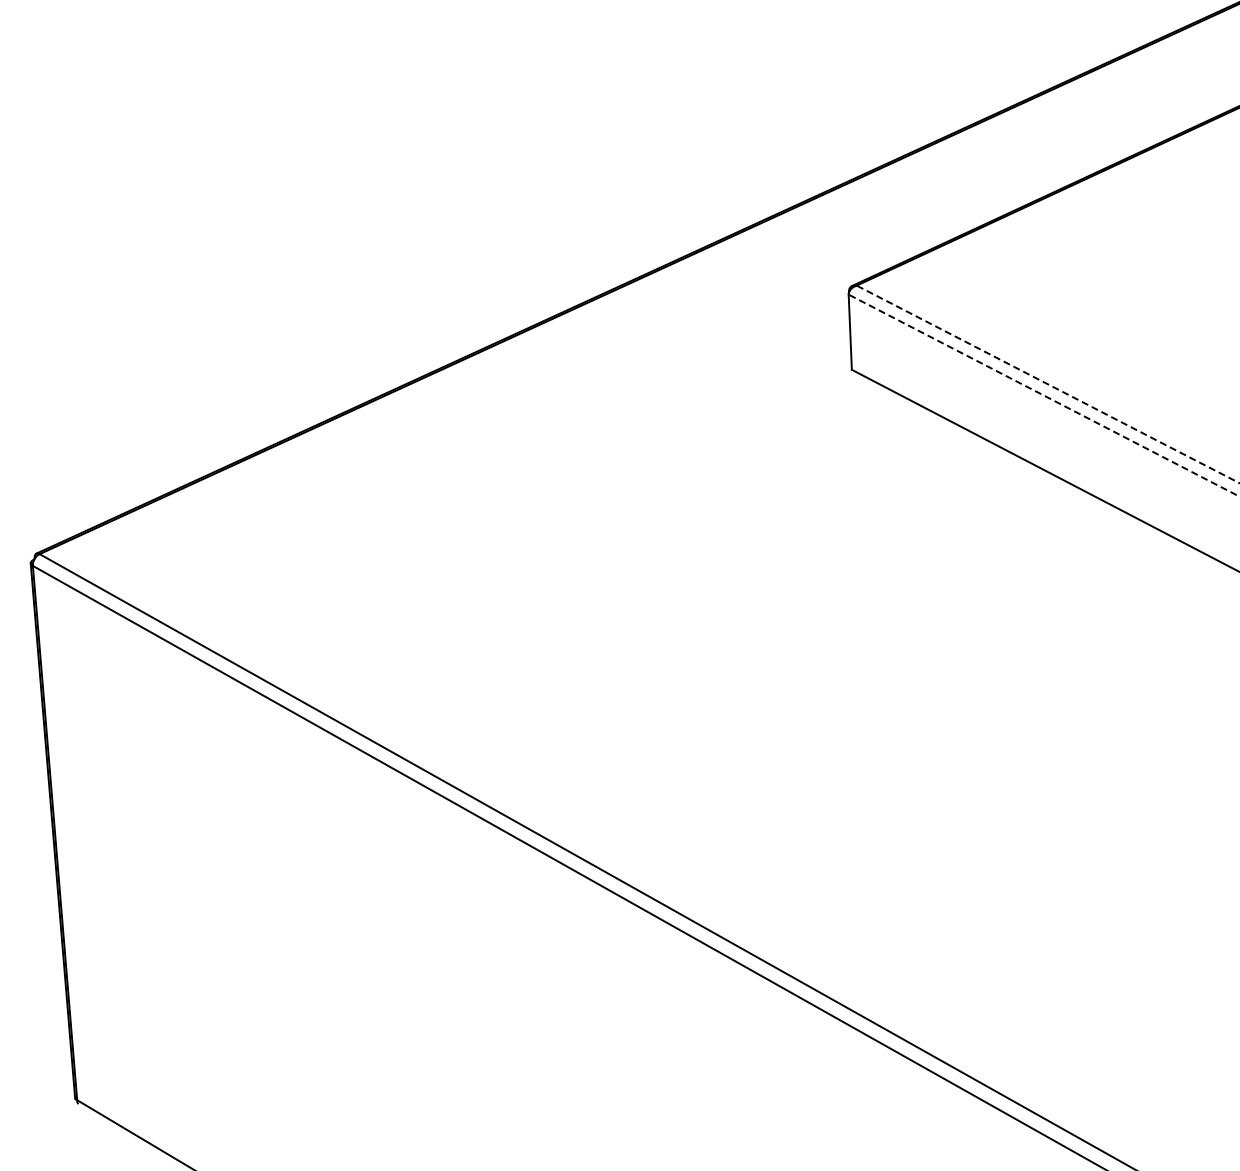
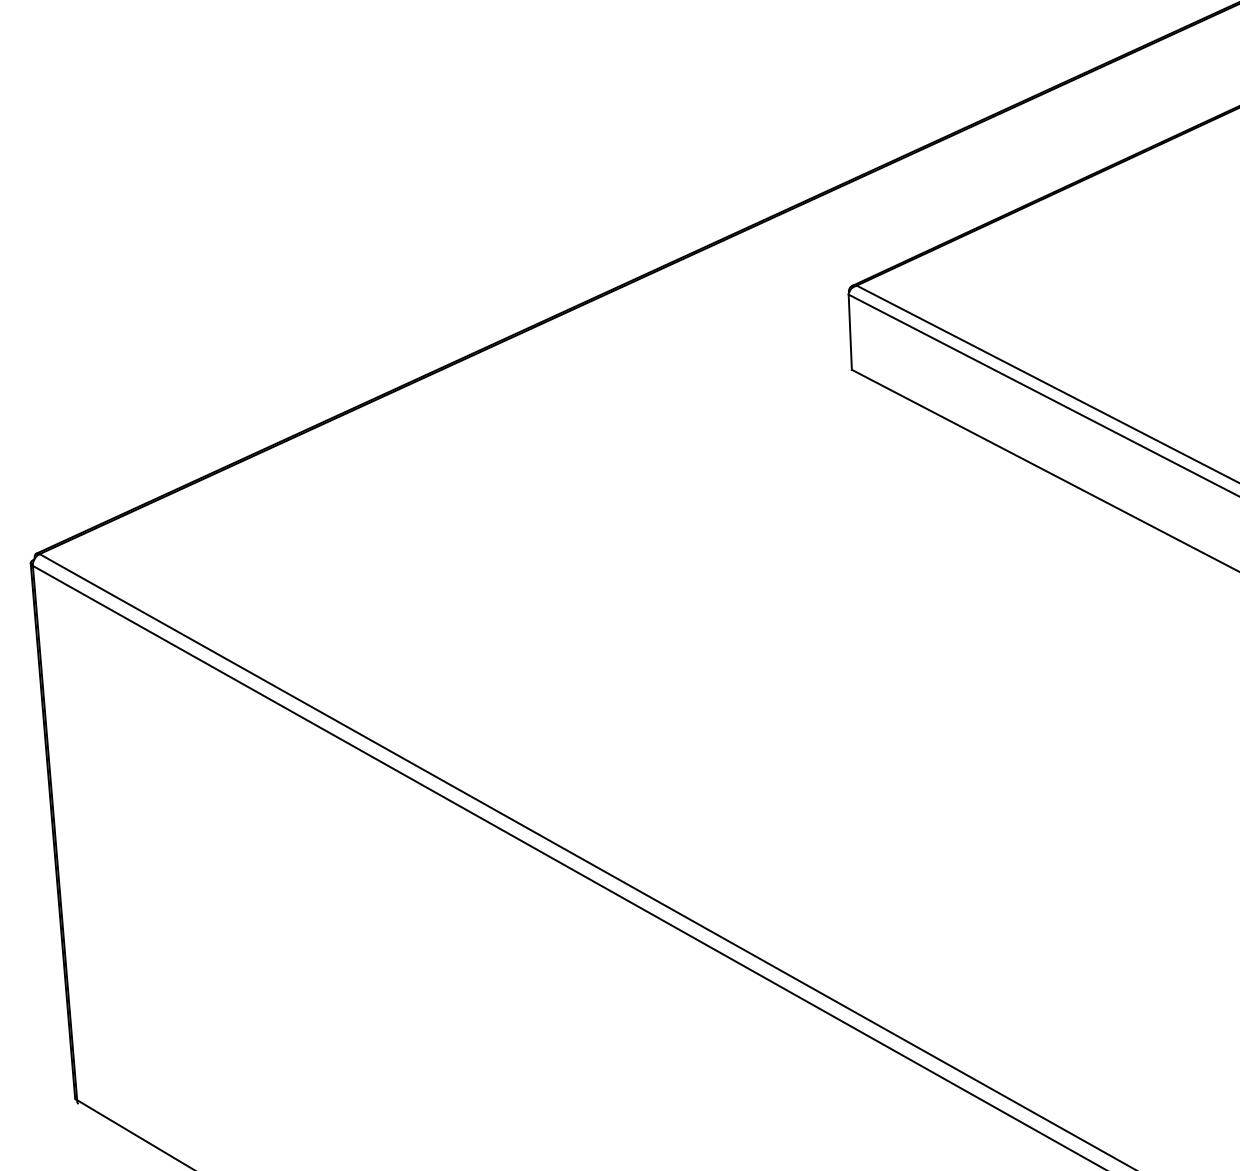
line: dashed -> solid (1048, 384)
line: dashed -> solid (1044, 395)
